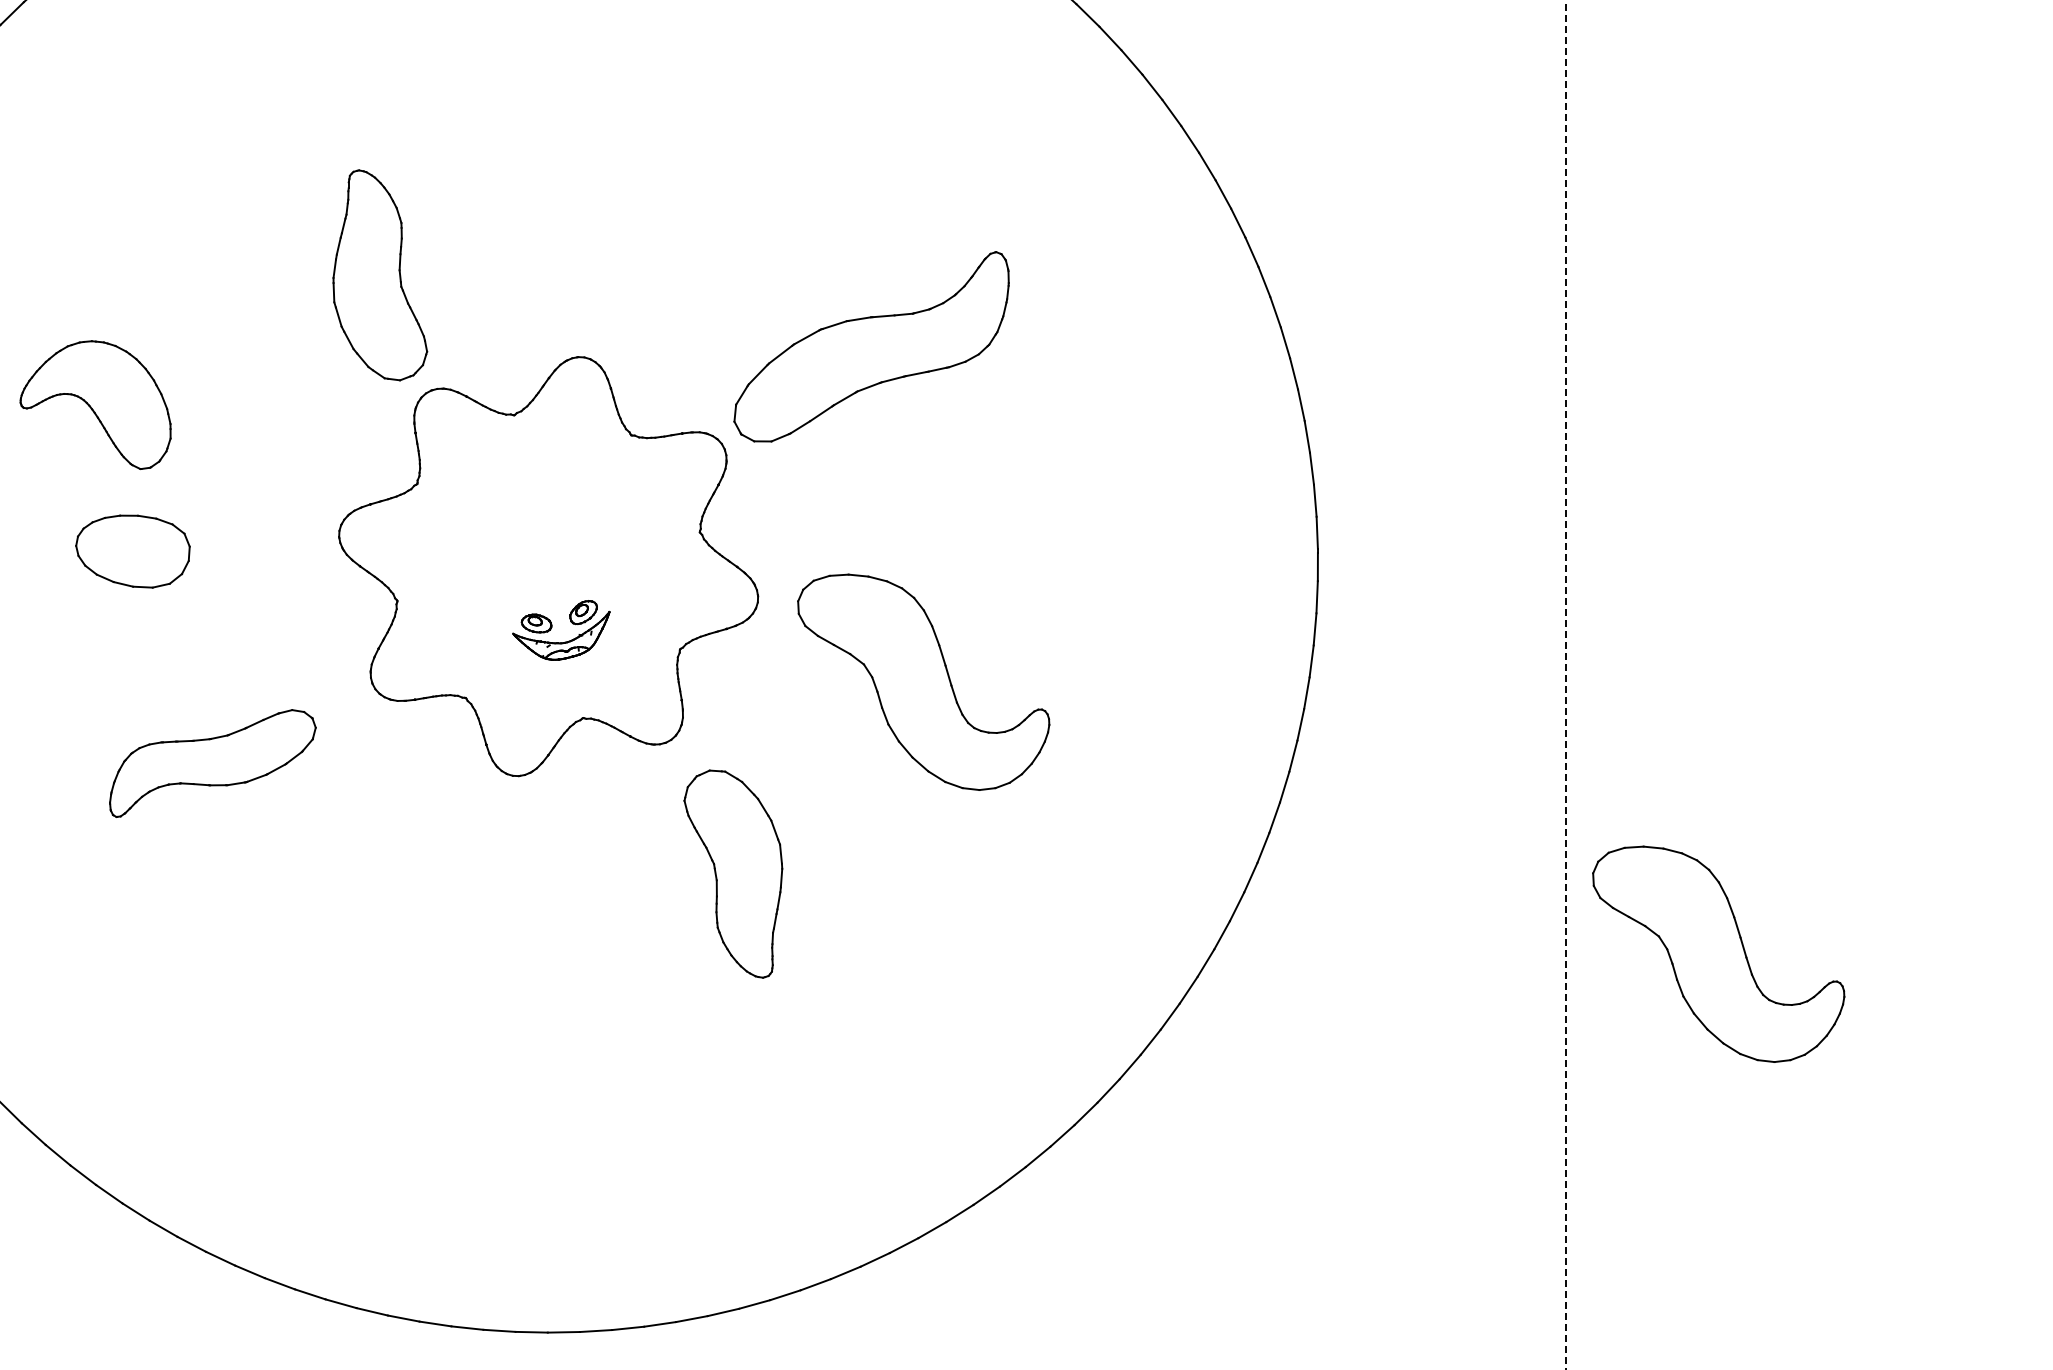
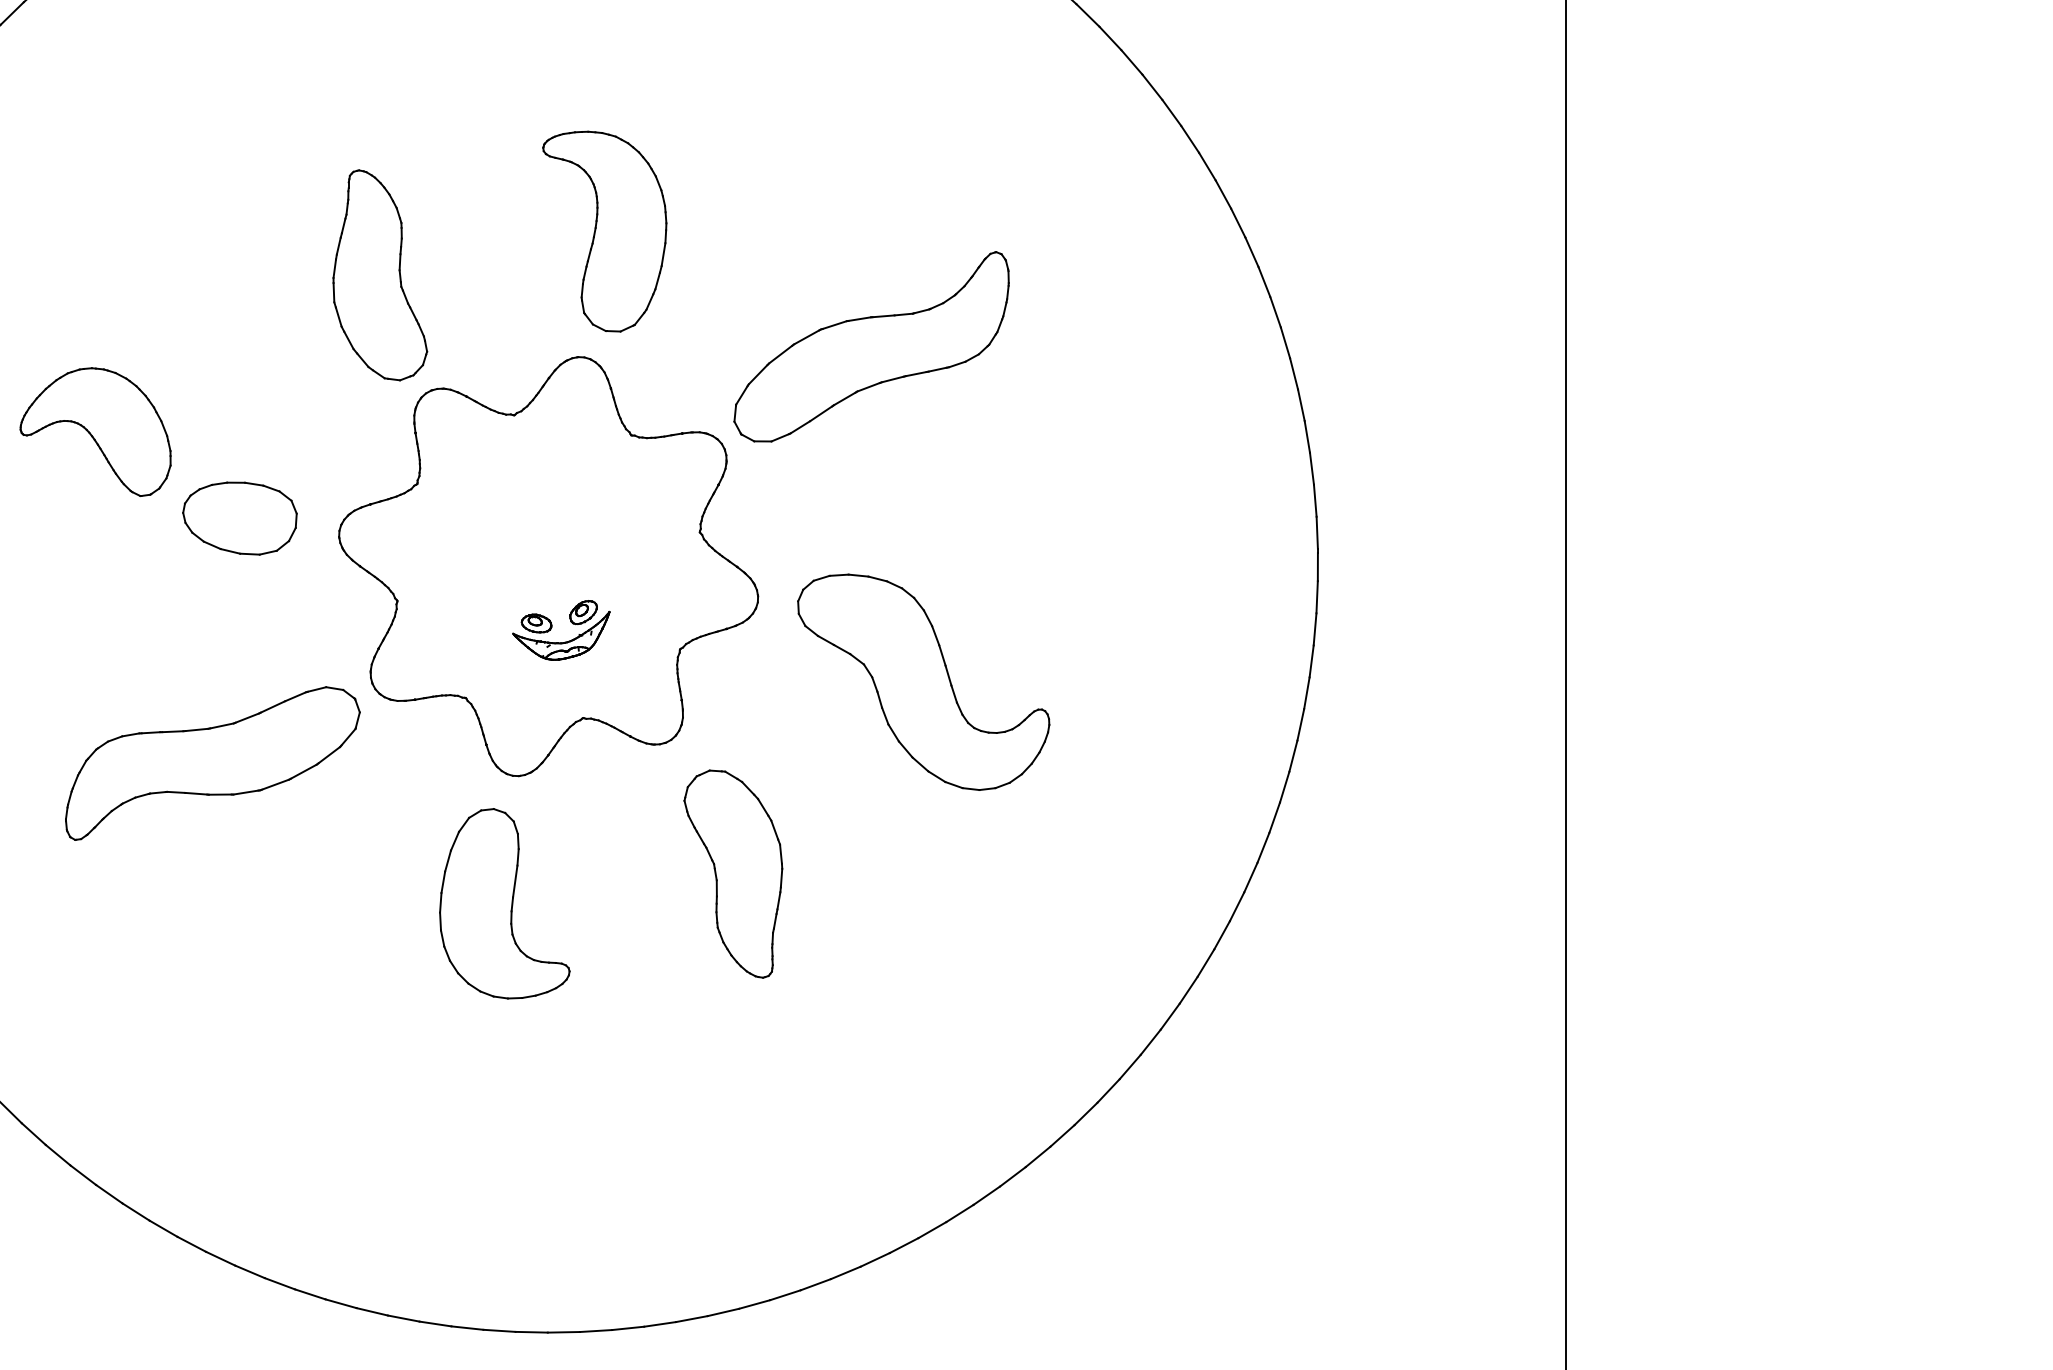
part: none -> present (604, 231)
part position: (95, 404) -> (95, 431) (95, 431)
part position: (132, 551) -> (239, 518) (239, 518)
line: dashed -> solid (1566, 685)
part size: 208x109 px -> 296x155 px (212, 763)
part: none -> present (504, 903)
part: present -> none (1718, 953)
